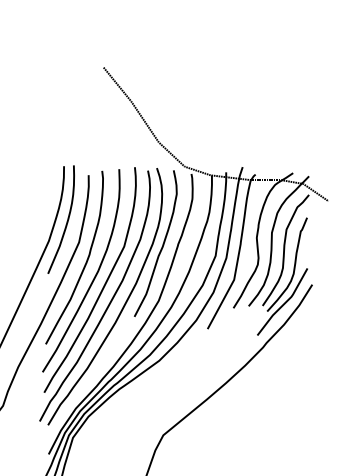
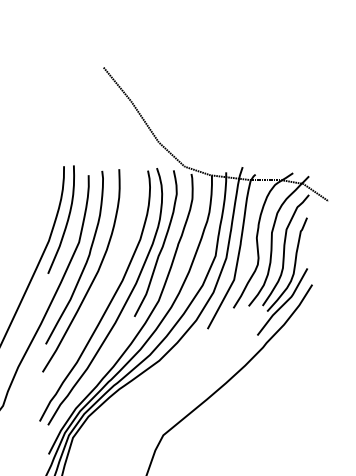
curve: present -> none (103, 285)
